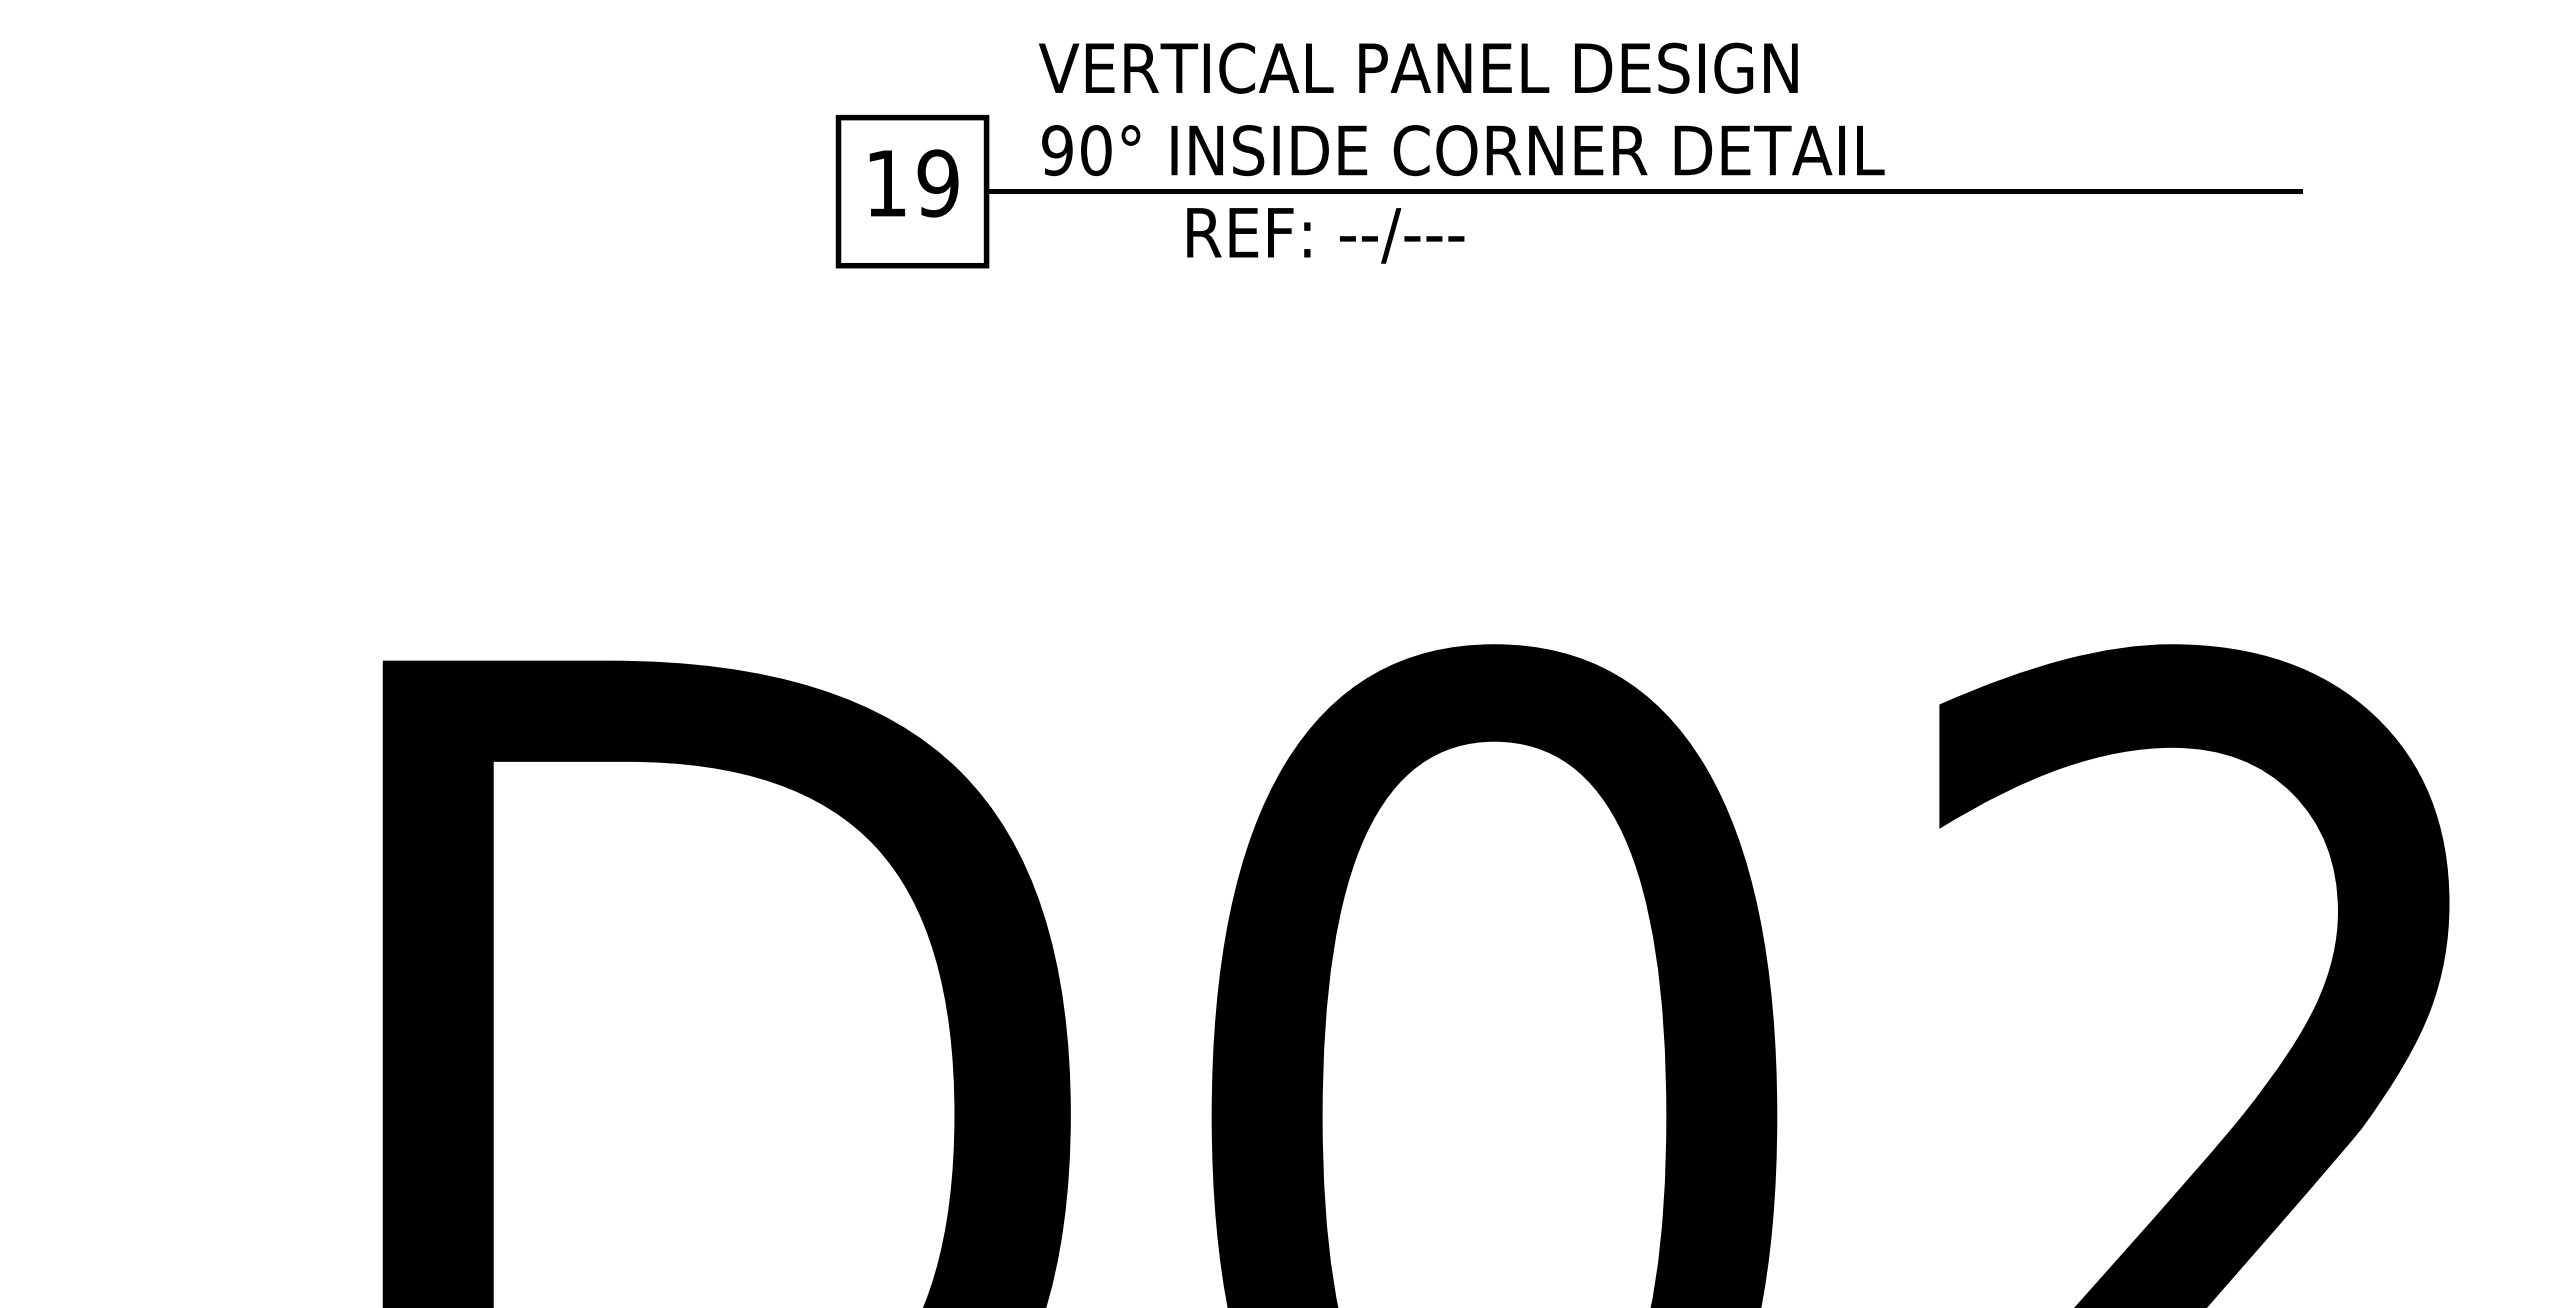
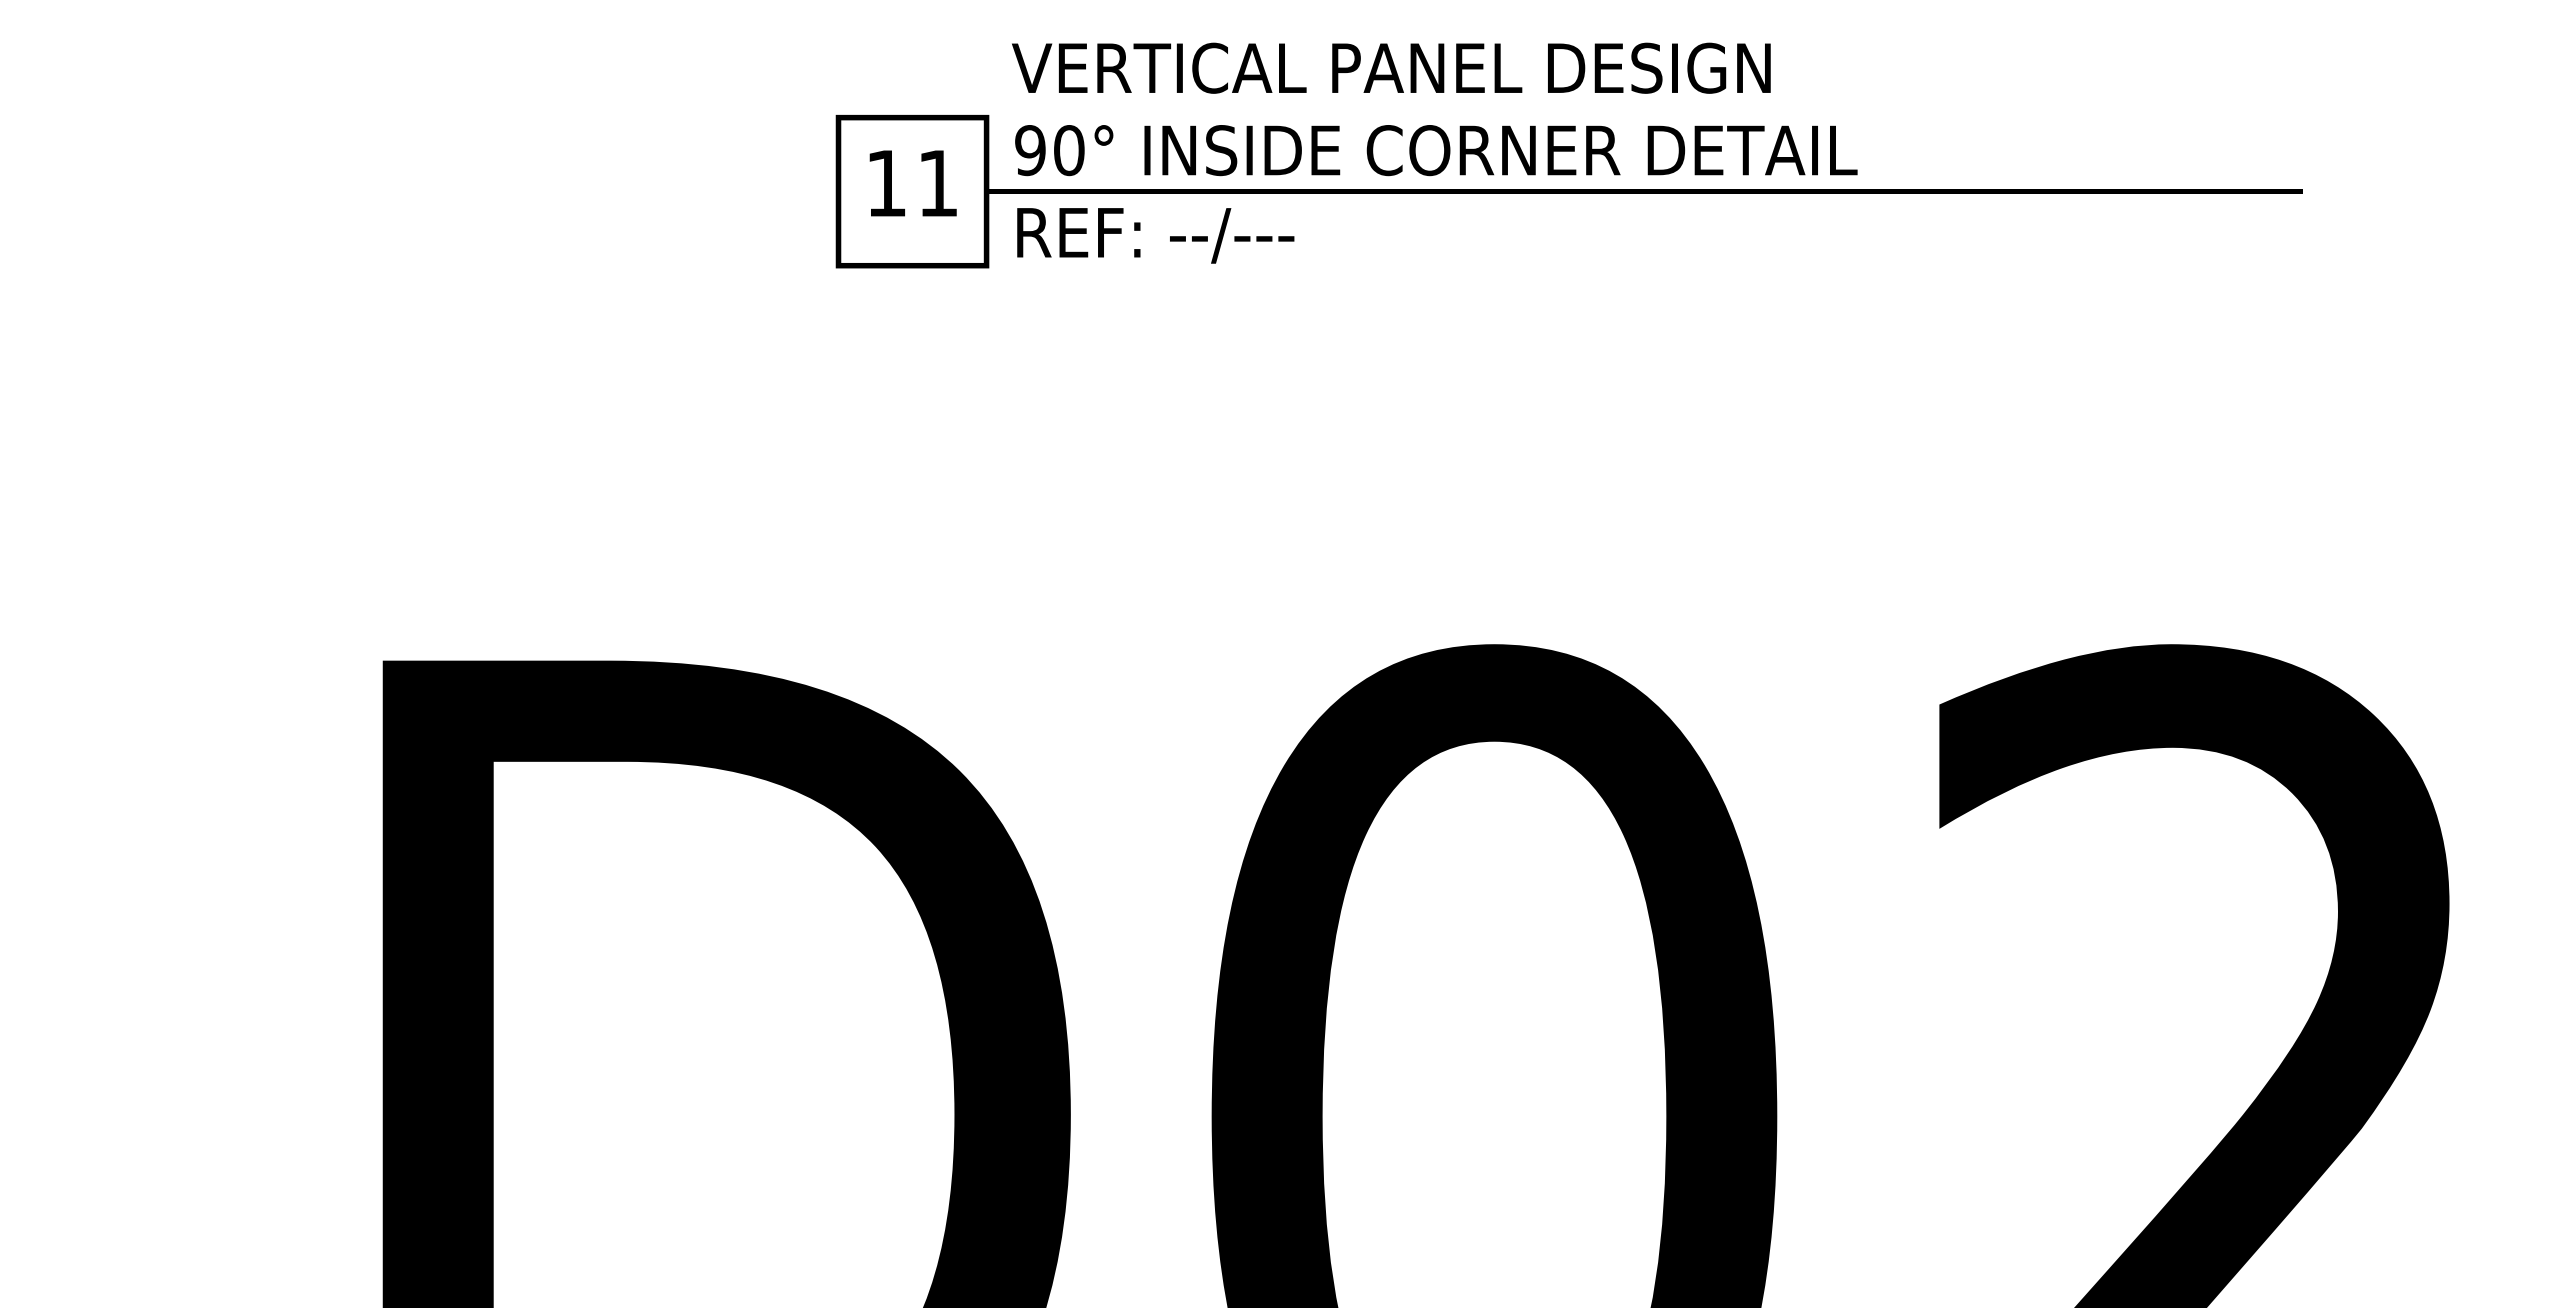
text position: (1461, 109) -> (1434, 109) (1434, 109)
text: 19 -> 11 (937, 183)
text position: (1325, 235) -> (1155, 235) (1155, 235)
